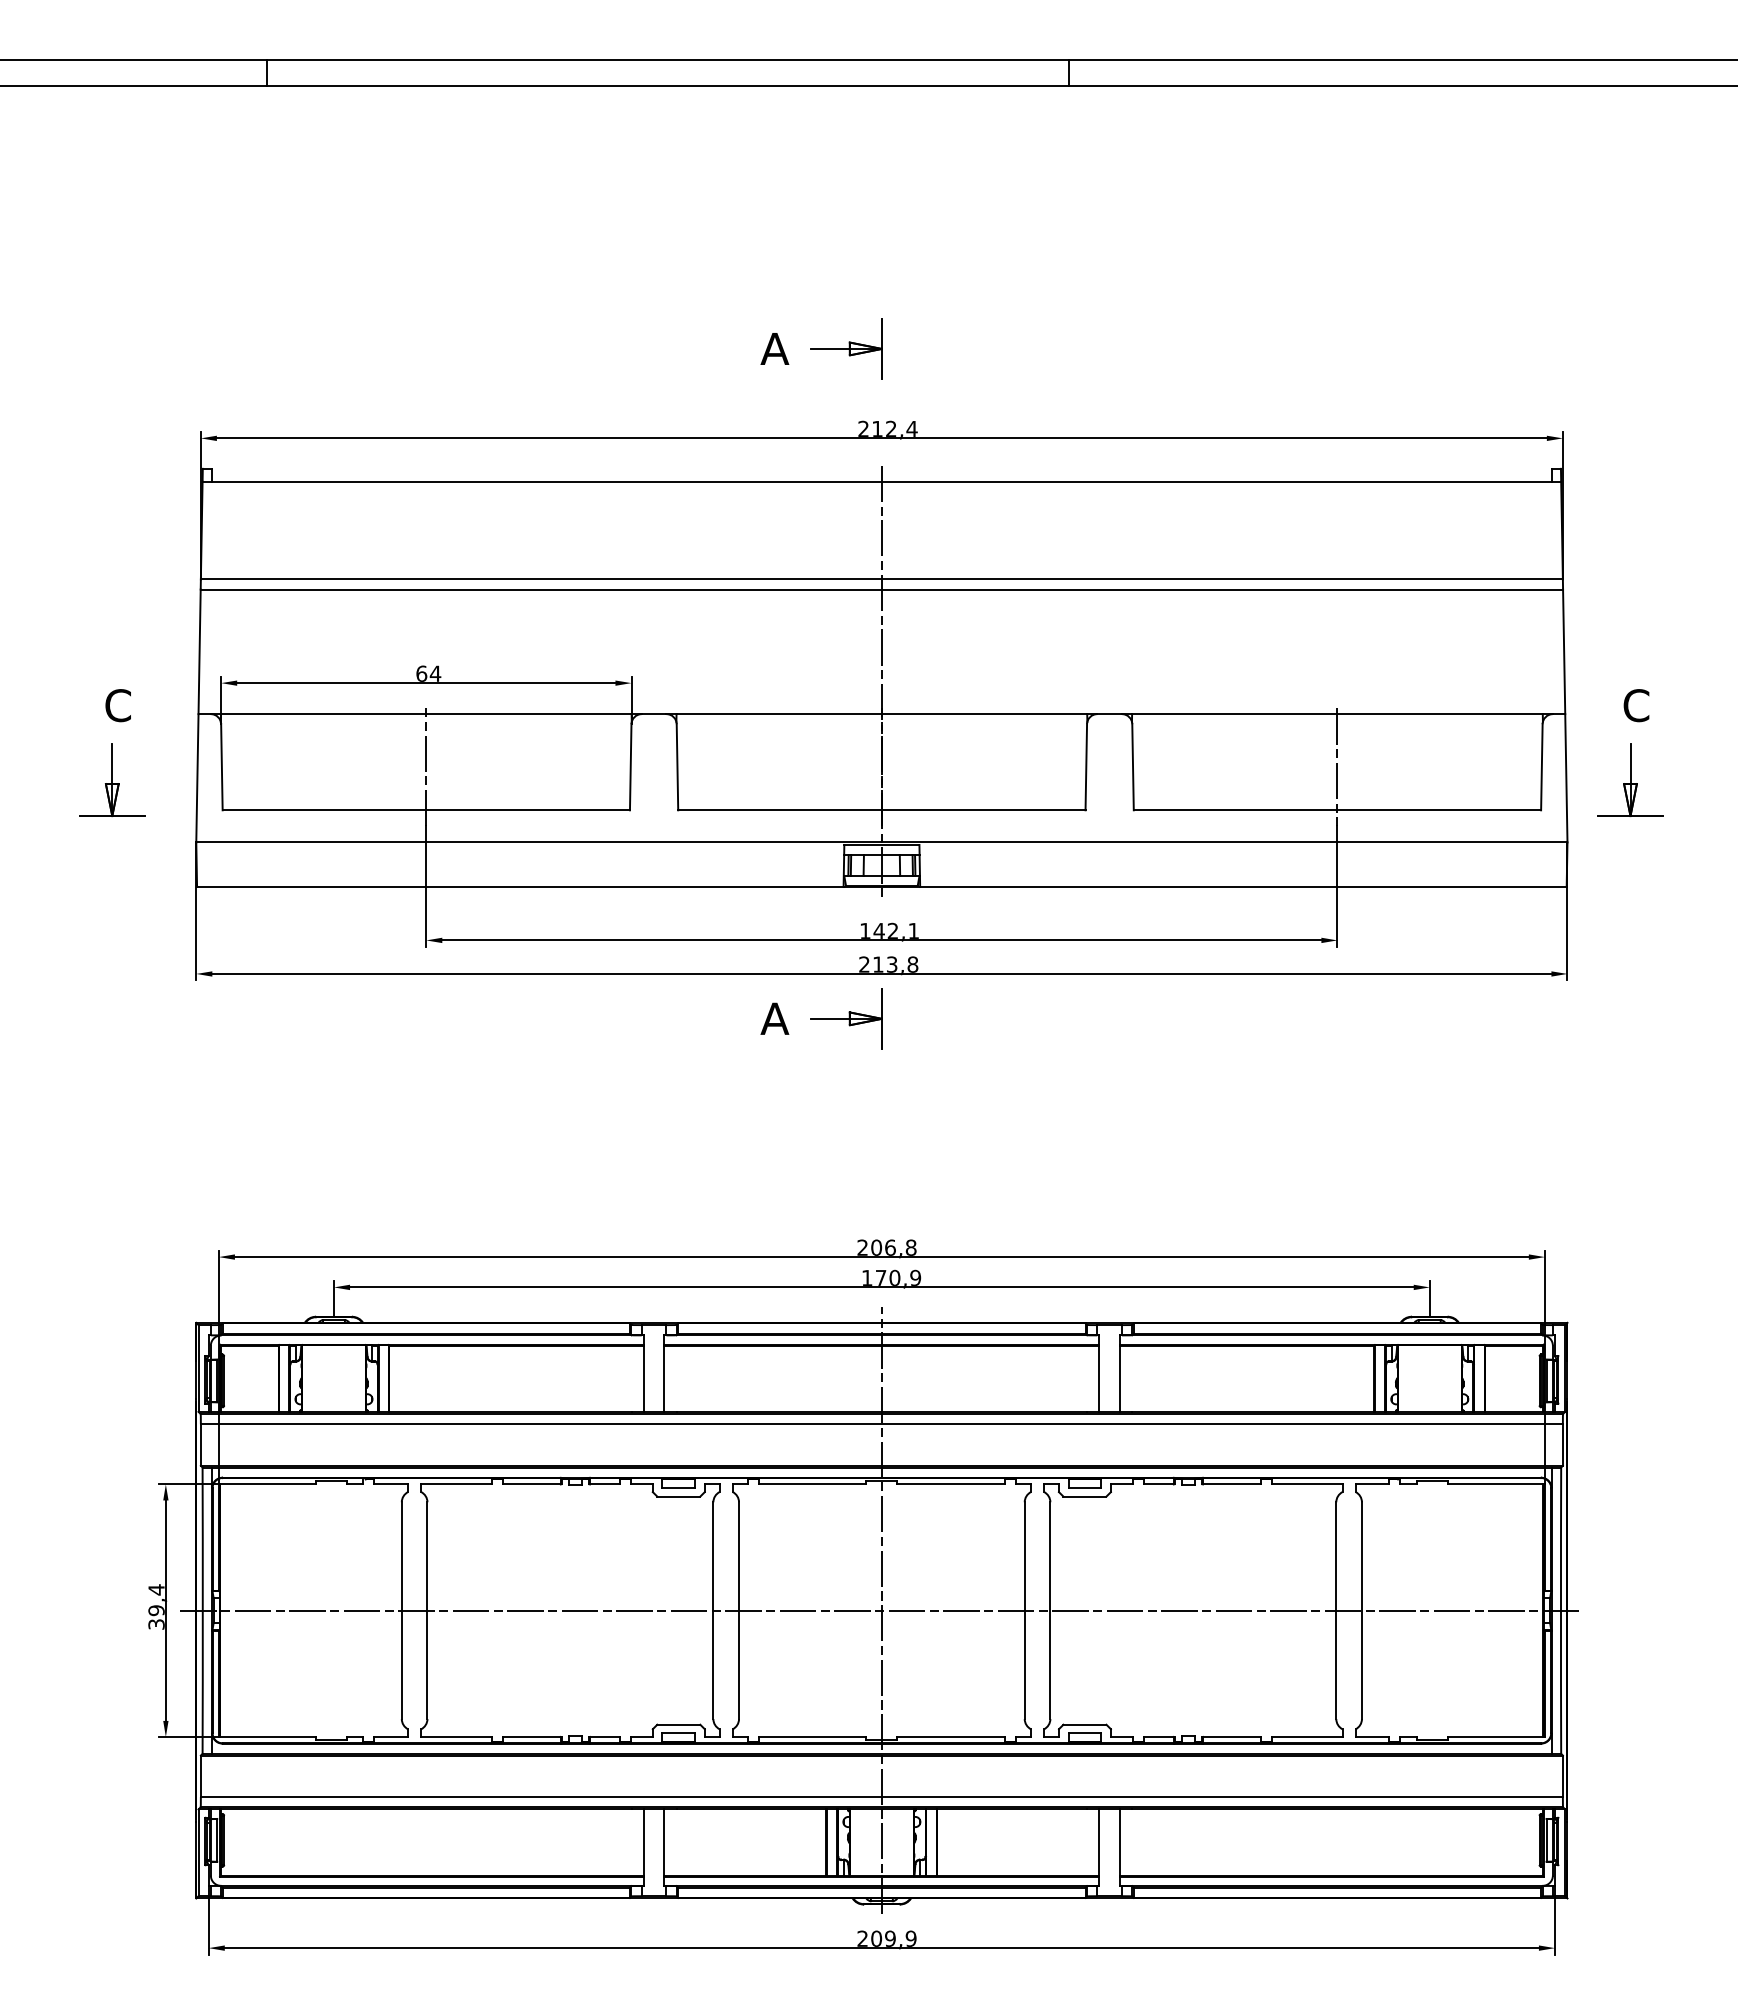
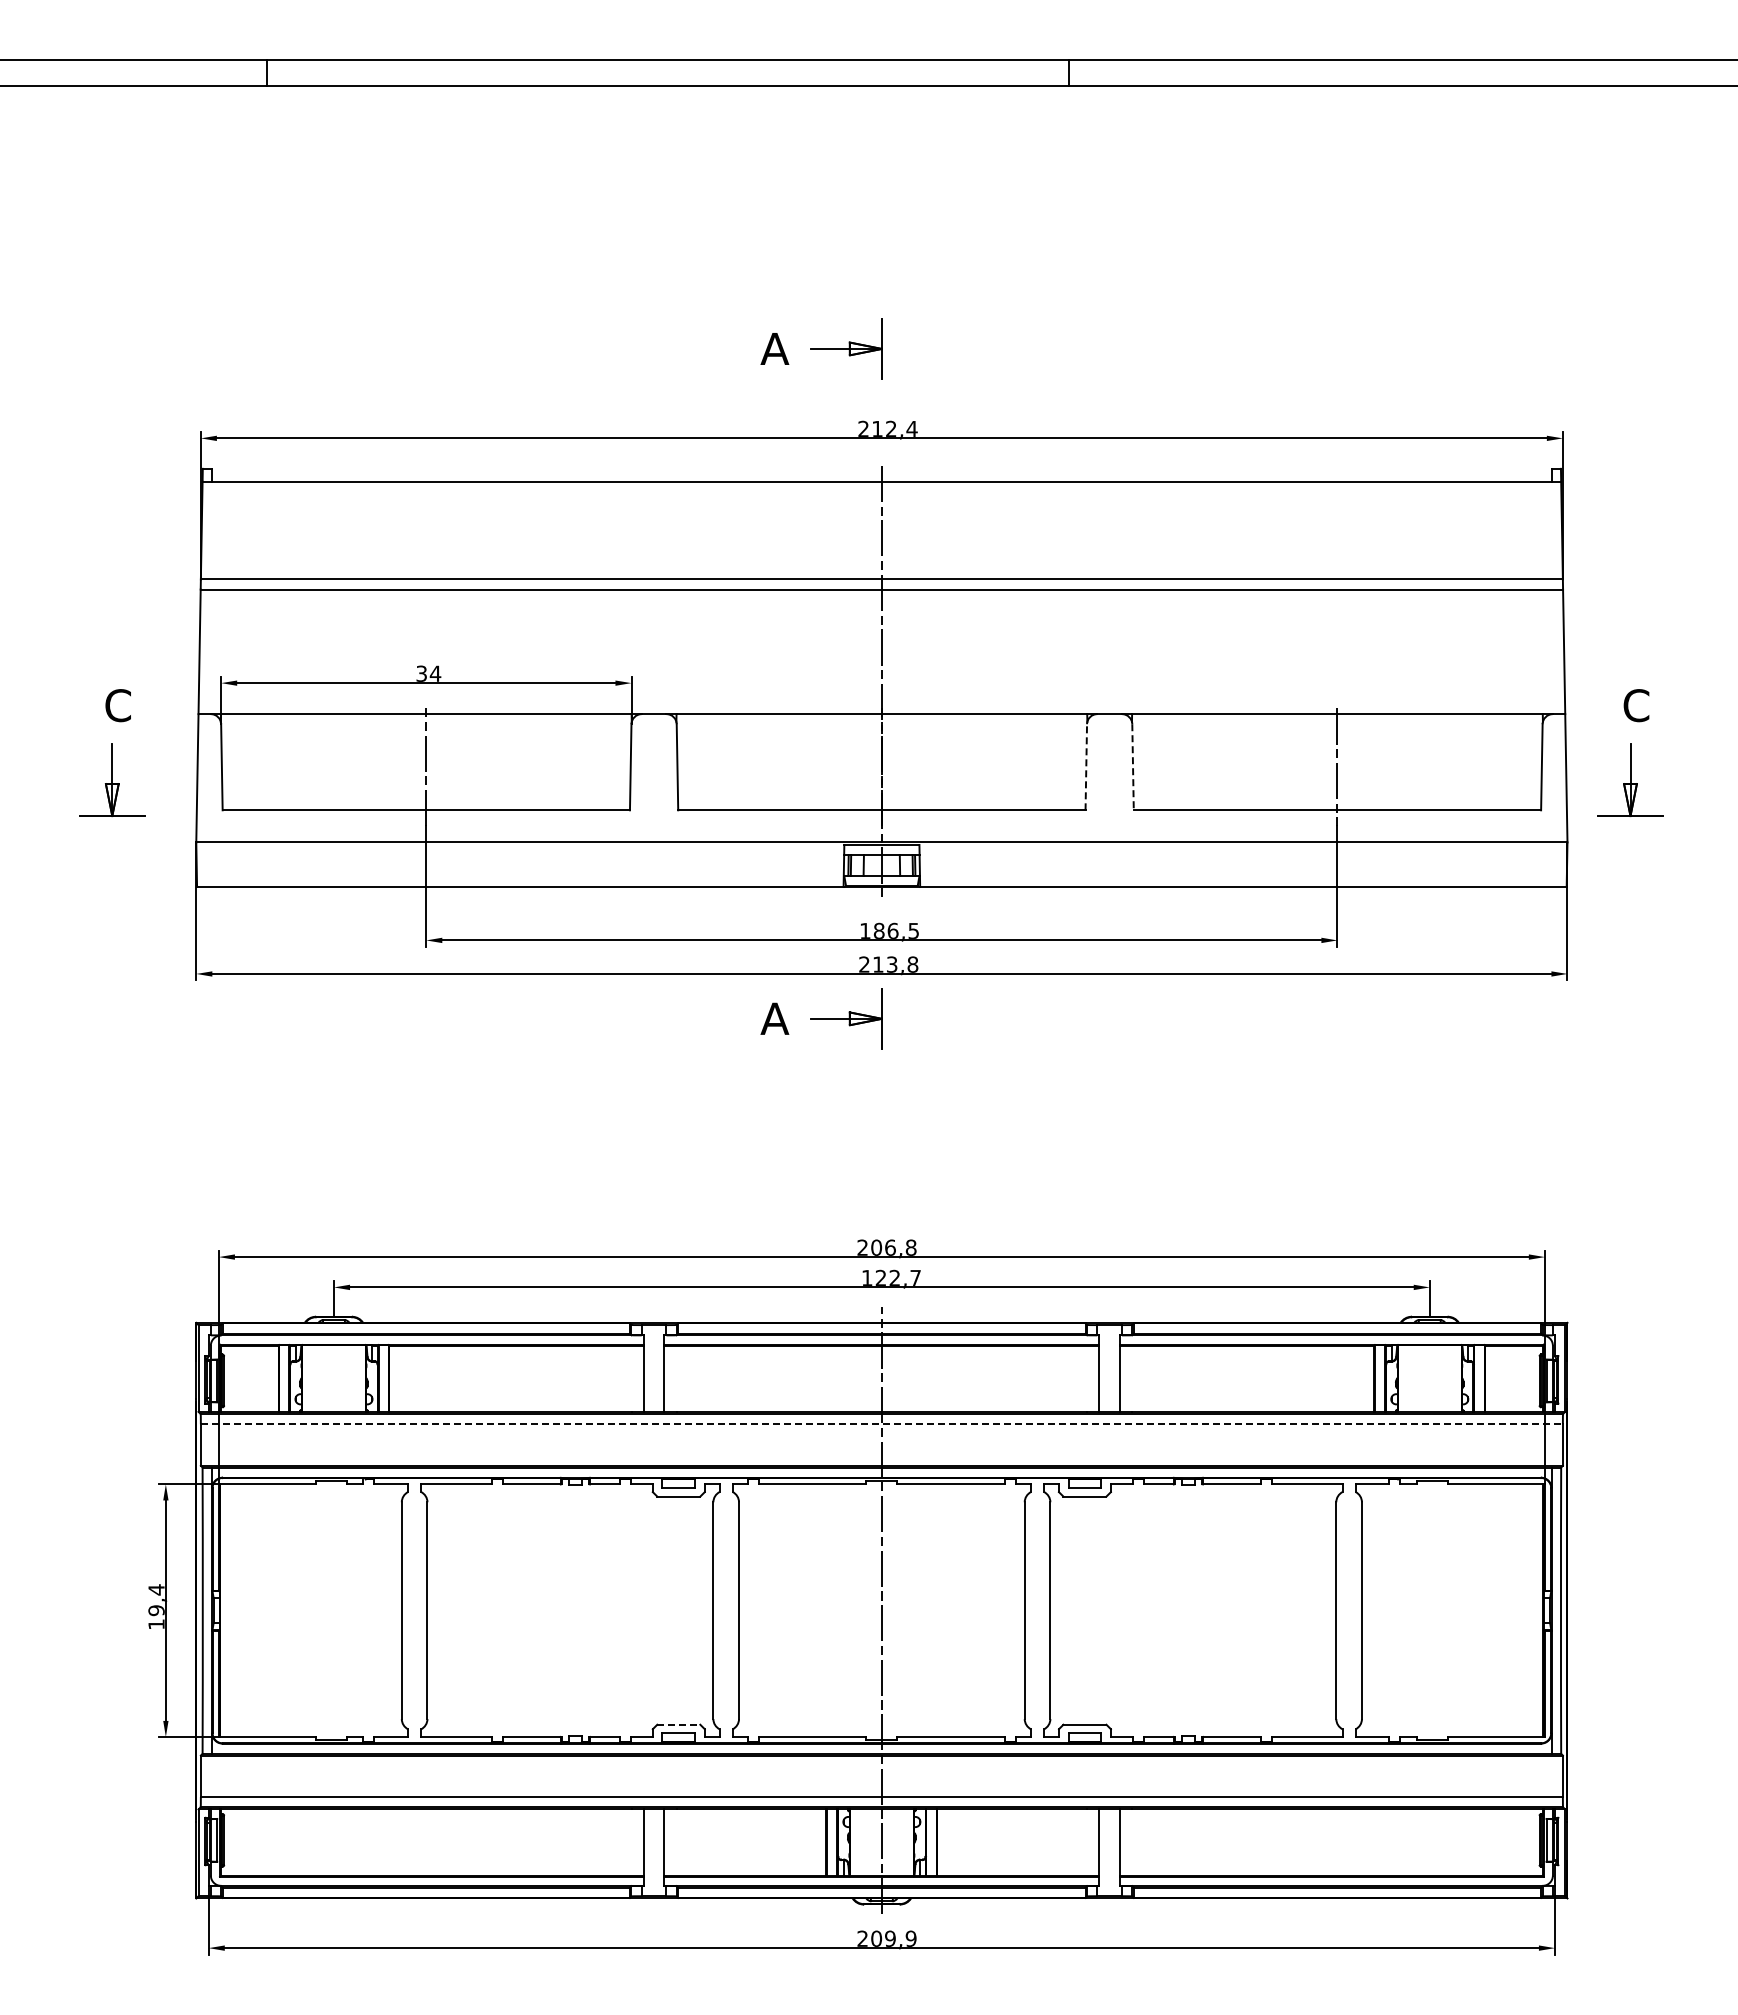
text: 64 -> 34 (421, 673)
line: solid -> dashed (1086, 766)
line: solid -> dashed (1133, 767)
text: 142,1 -> 186,5 (895, 930)
text: 170,9 -> 122,7 (898, 1277)
line: solid -> dashed (882, 1424)
line: present -> none (881, 1610)
text: 39,4 -> 19,4 (156, 1624)
line: solid -> dashed (678, 1724)
